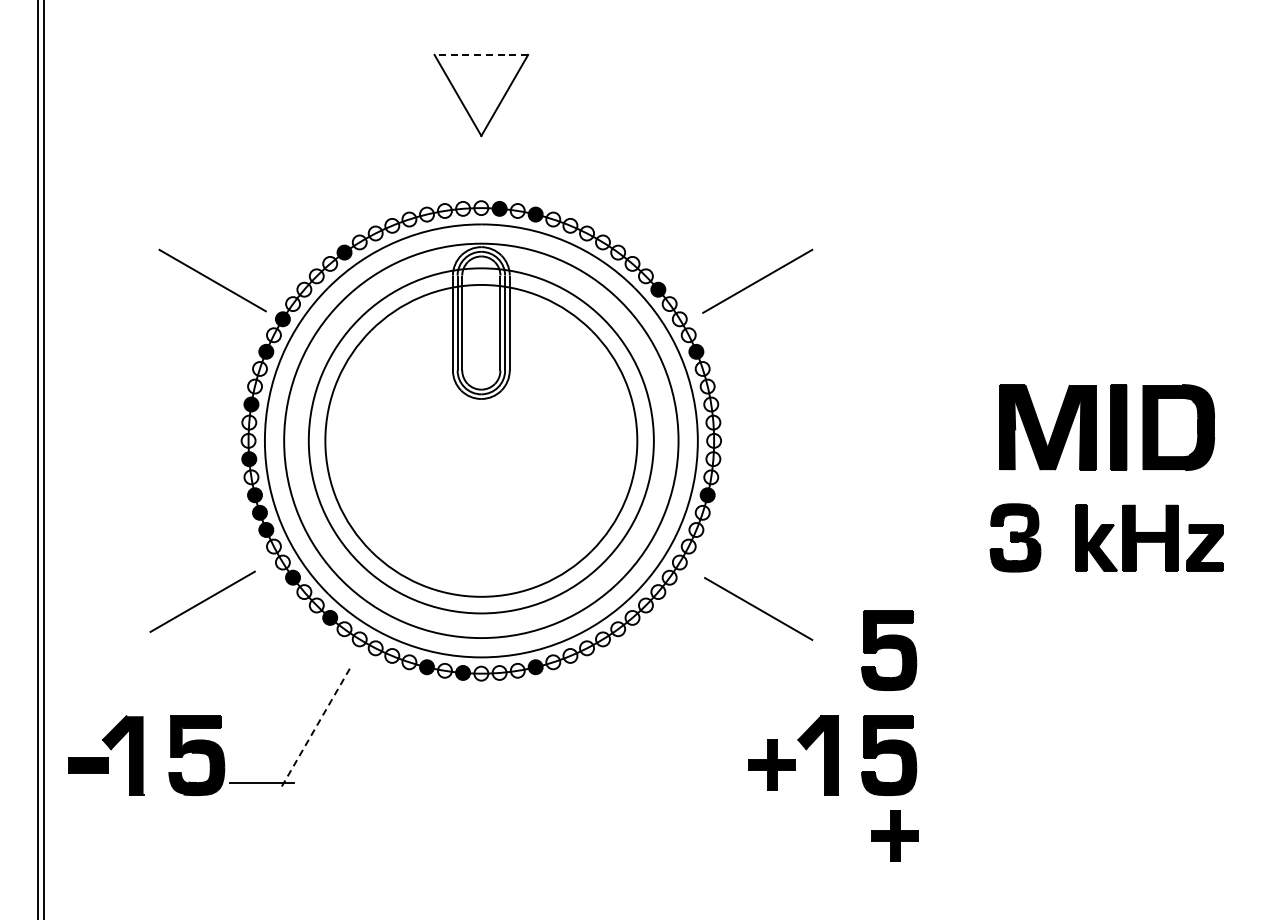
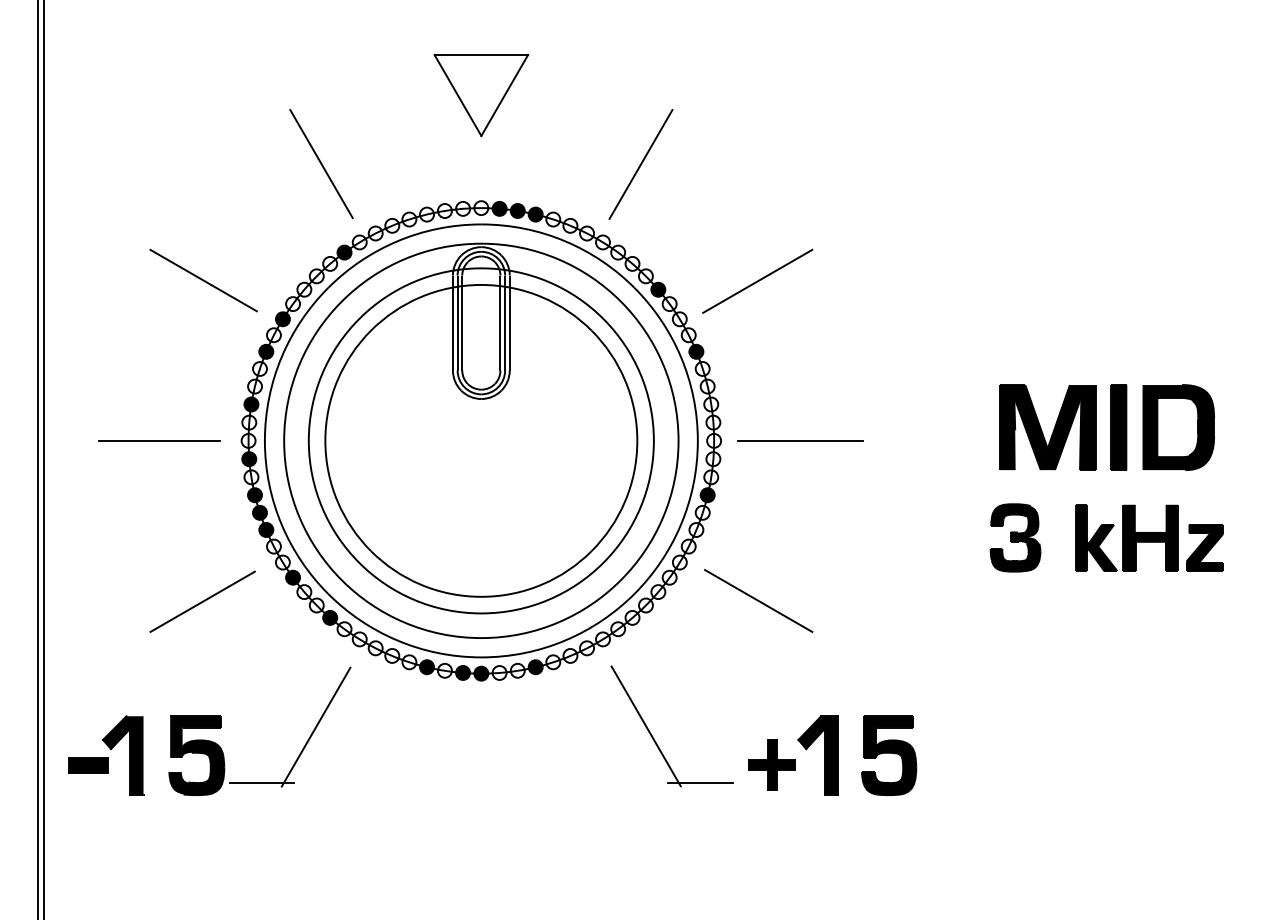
line: dashed -> solid (481, 54)
line: none -> present (321, 164)
line: none -> present (640, 164)
fill: none -> present (517, 211)
line position: (212, 280) -> (203, 280) (203, 280)
line: none -> present (159, 440)
line: none -> present (800, 440)
line position: (758, 608) -> (758, 600) (758, 600)
part: present -> none (889, 650)
fill: none -> present (481, 673)
line: dashed -> solid (316, 727)
part: none -> present (653, 736)
part: present -> none (894, 835)
